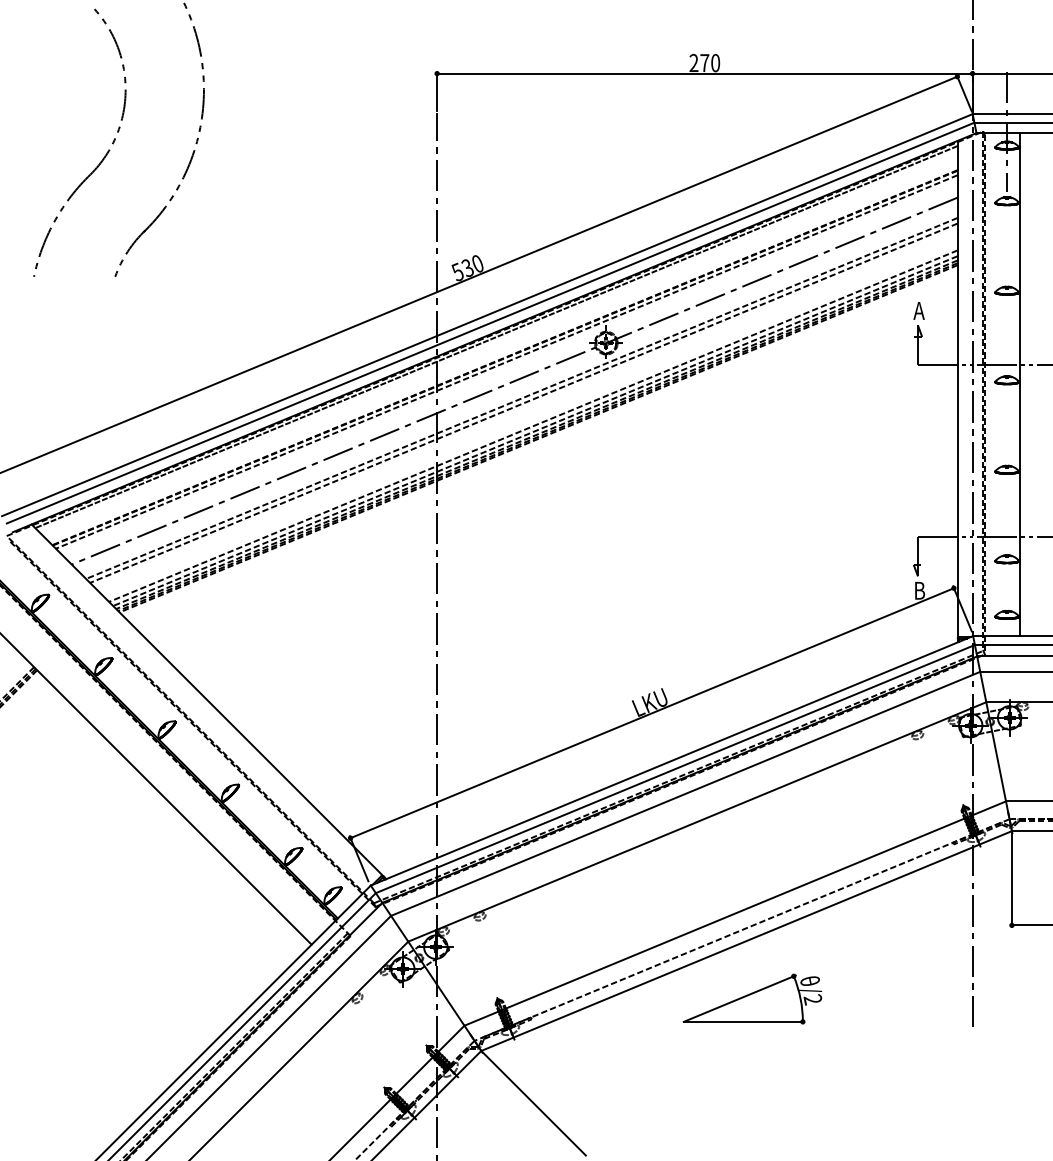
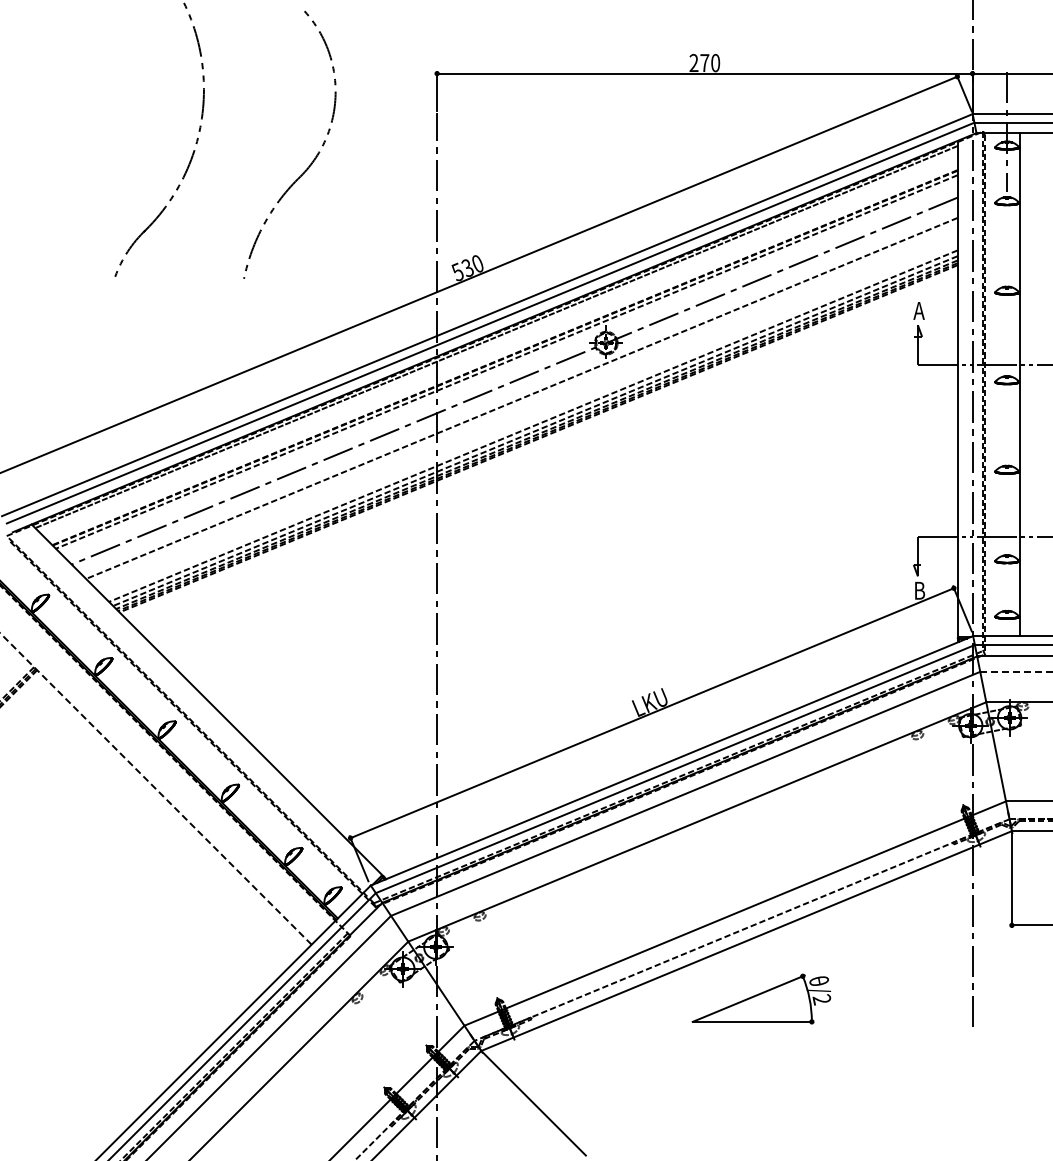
part position: (102, 158) -> (312, 160) (312, 160)
line: present -> none (523, 402)
line: solid -> dashed (1016, 671)
line: solid -> dashed (156, 789)
part position: (752, 998) -> (761, 998) (761, 998)
